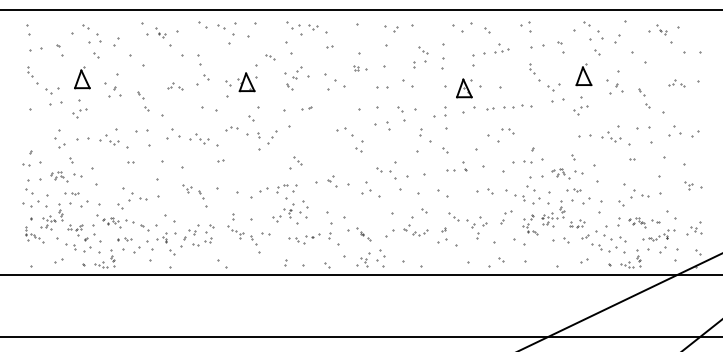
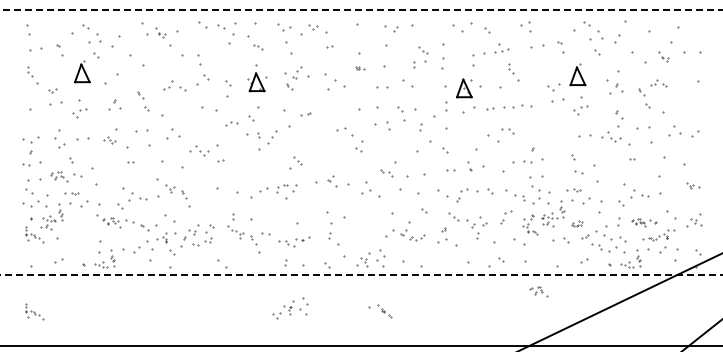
line: solid -> dashed (361, 10)
part position: (293, 25) -> (284, 27) (284, 27)
part position: (661, 29) -> (663, 56) (663, 56)
part size: 7x10 px -> 10x13 px (115, 41)
part position: (270, 57) -> (258, 47) (258, 47)
part size: 15x7 px -> 11x5 px (360, 68)
part position: (534, 72) -> (513, 72) (513, 72)
part position: (583, 74) -> (577, 74) (577, 74)
part position: (82, 77) -> (82, 71) (82, 71)
part position: (247, 82) -> (257, 82) (257, 82)
part position: (676, 83) -> (658, 83) (658, 83)
part size: 17x9 px -> 24x12 px (174, 85)
part size: 15x8 px -> 10x6 px (52, 90)
part position: (114, 91) -> (114, 104) (114, 104)
part position: (306, 108) -> (305, 114) (305, 114)
part position: (445, 111) -> (446, 106) (446, 106)
part: none -> present (619, 114)
part position: (231, 128) -> (231, 123) (231, 123)
part position: (420, 132) -> (420, 127) (420, 127)
part position: (199, 138) -> (199, 150) (199, 150)
part: none -> present (30, 139)
part size: 21x12 px -> 14x9 px (109, 140)
part position: (464, 166) -> (469, 166) (469, 166)
part size: 21x13 px -> 14x9 px (386, 173)
part position: (560, 173) -> (538, 291) (538, 291)
part size: 19x10 px -> 15x8 px (693, 185)
part position: (530, 188) -> (535, 188) (535, 188)
part position: (194, 195) -> (177, 195) (177, 195)
part: none -> present (462, 195)
part position: (290, 211) -> (290, 308) (290, 308)
part size: 33x12 px -> 27x10 px (644, 222)
part size: 17x10 px -> 13x8 px (577, 223)
part position: (415, 226) -> (412, 231) (412, 231)
part position: (694, 228) -> (694, 220) (694, 220)
part position: (359, 234) -> (380, 311) (380, 311)
part: present -> none (80, 238)
part position: (304, 238) -> (294, 241) (294, 241)
part: present -> none (124, 239)
line: solid -> dashed (361, 275)
part: none -> present (34, 311)
line position: (360, 337) -> (360, 346) (360, 346)
